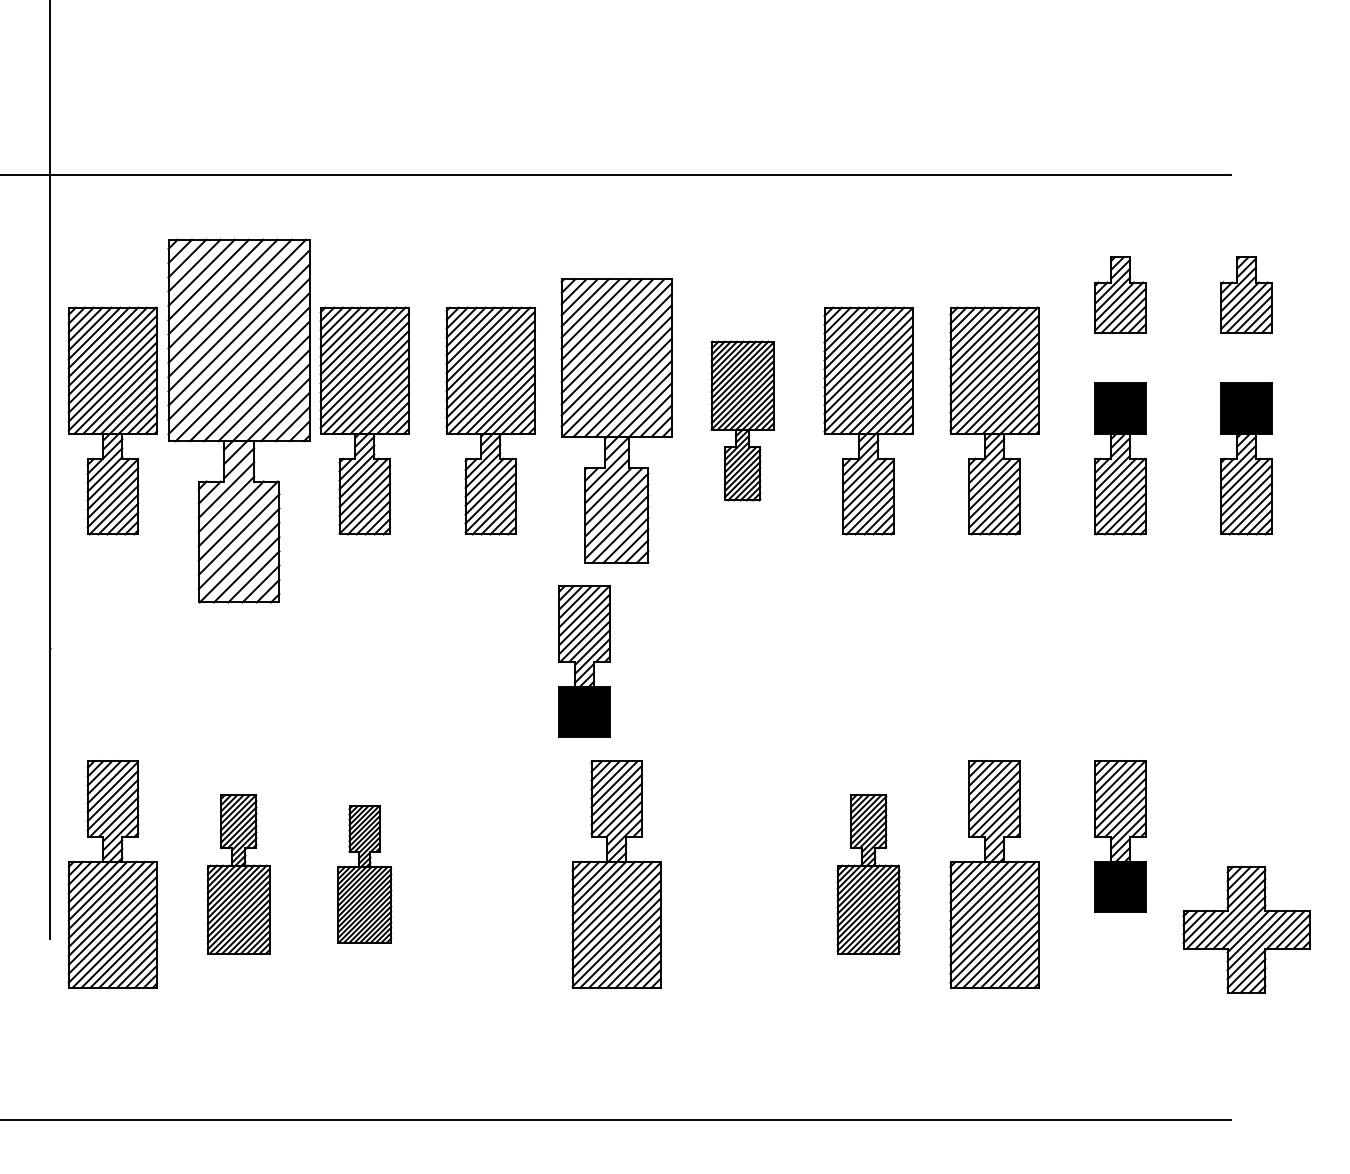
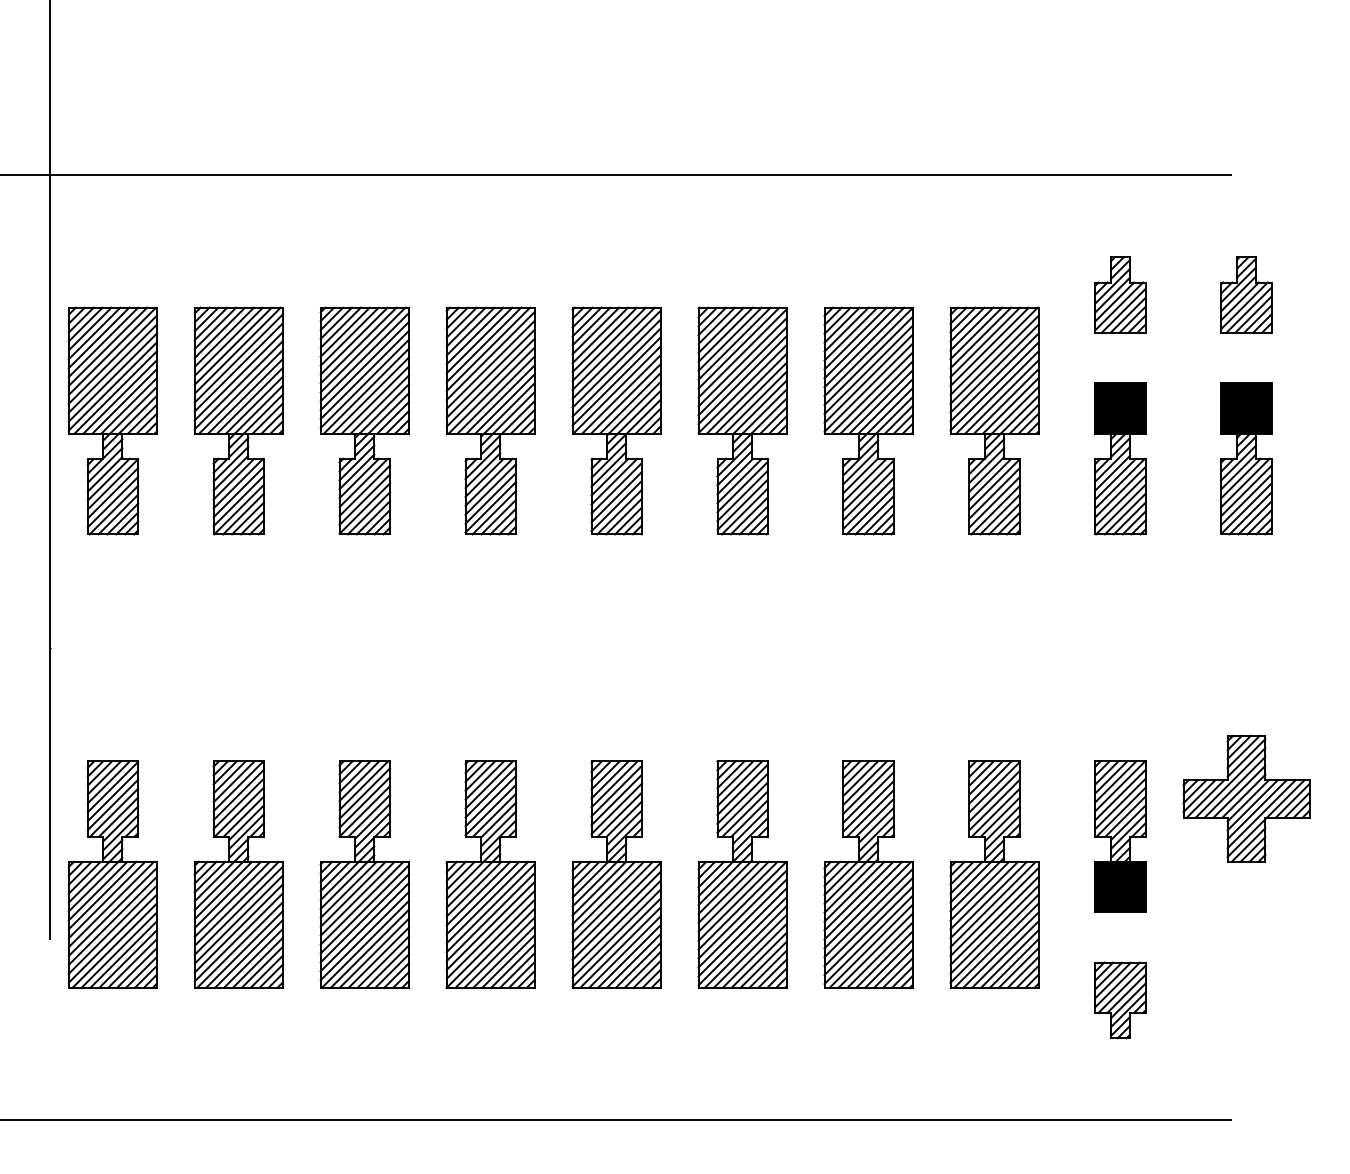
part size: 144x366 px -> 91x230 px (238, 420)
part size: 113x286 px -> 91x230 px (616, 420)
part size: 65x162 px -> 91x230 px (742, 420)
part: present -> none (584, 661)
part size: 65x161 px -> 91x229 px (238, 874)
part size: 56x139 px -> 91x229 px (364, 874)
part: none -> present (490, 874)
part: none -> present (742, 874)
part size: 65x161 px -> 91x229 px (868, 874)
part position: (1246, 929) -> (1246, 798) (1246, 798)
part: none -> present (1120, 1000)
